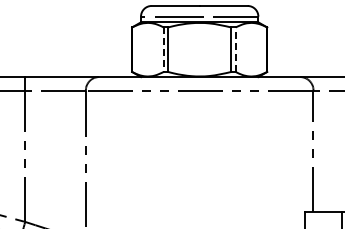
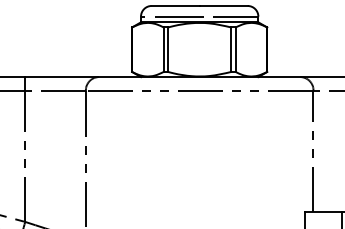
line: dashed -> solid (235, 49)
line: dashed -> solid (163, 50)
